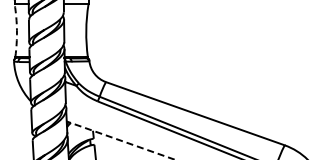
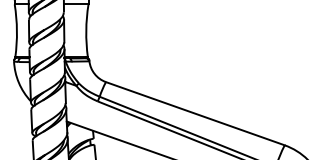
arc: dashed -> solid (16, 30)
line: dashed -> solid (120, 140)
